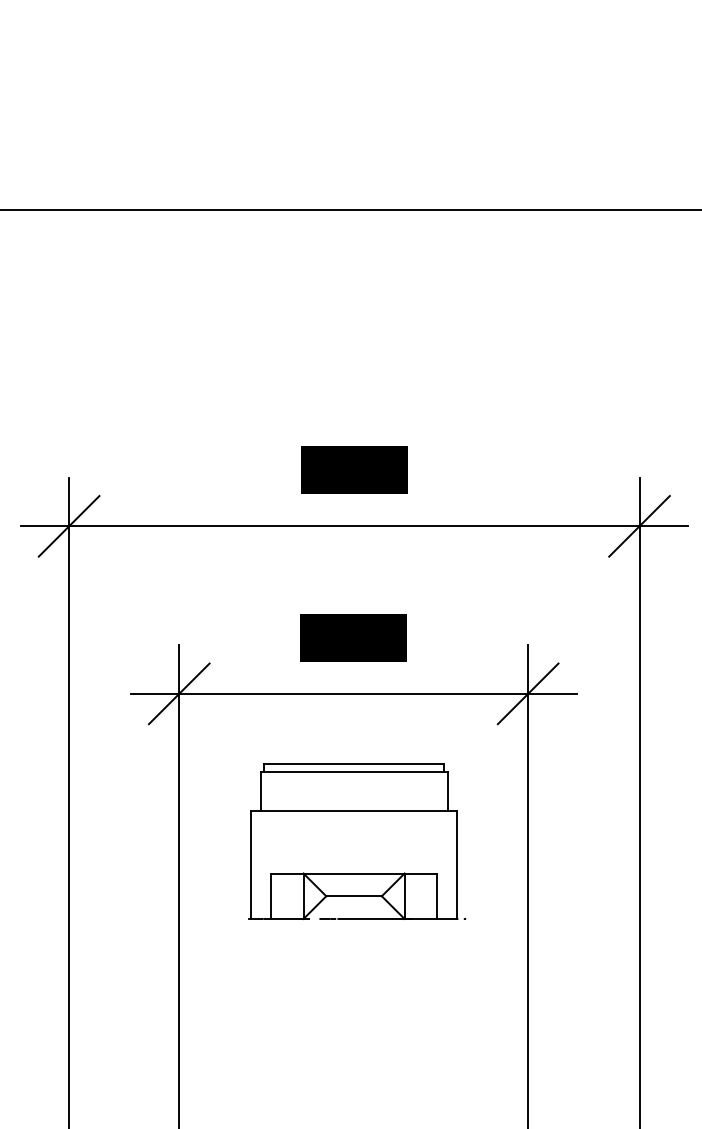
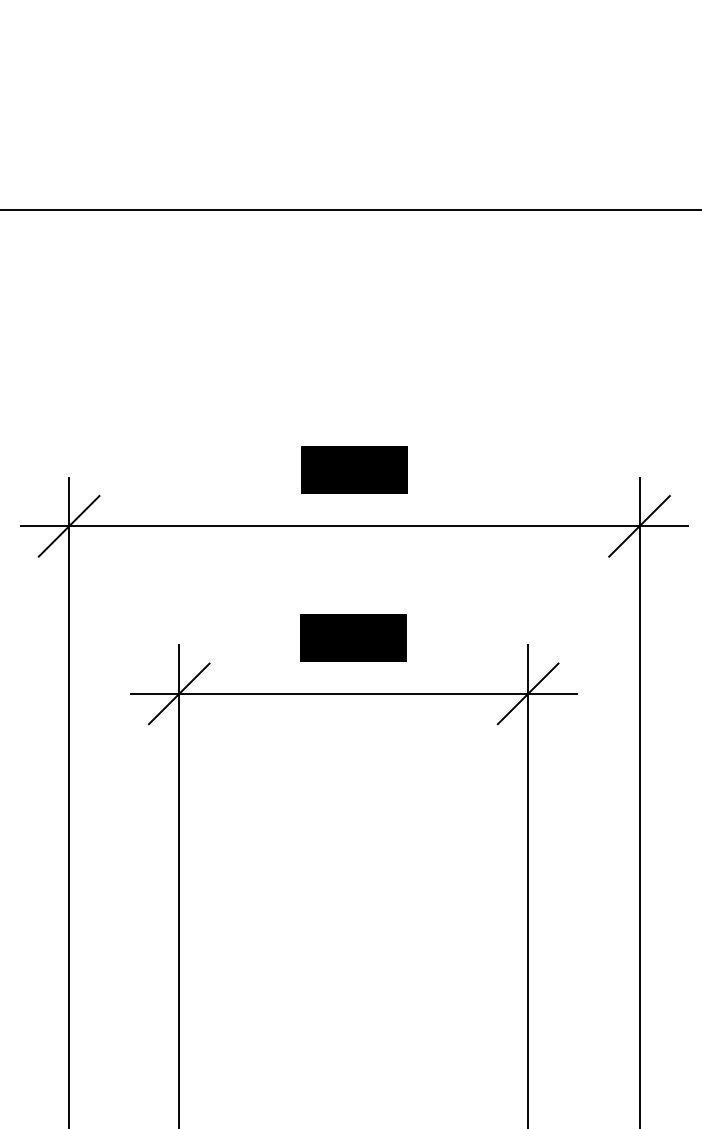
part: present -> none (357, 841)
